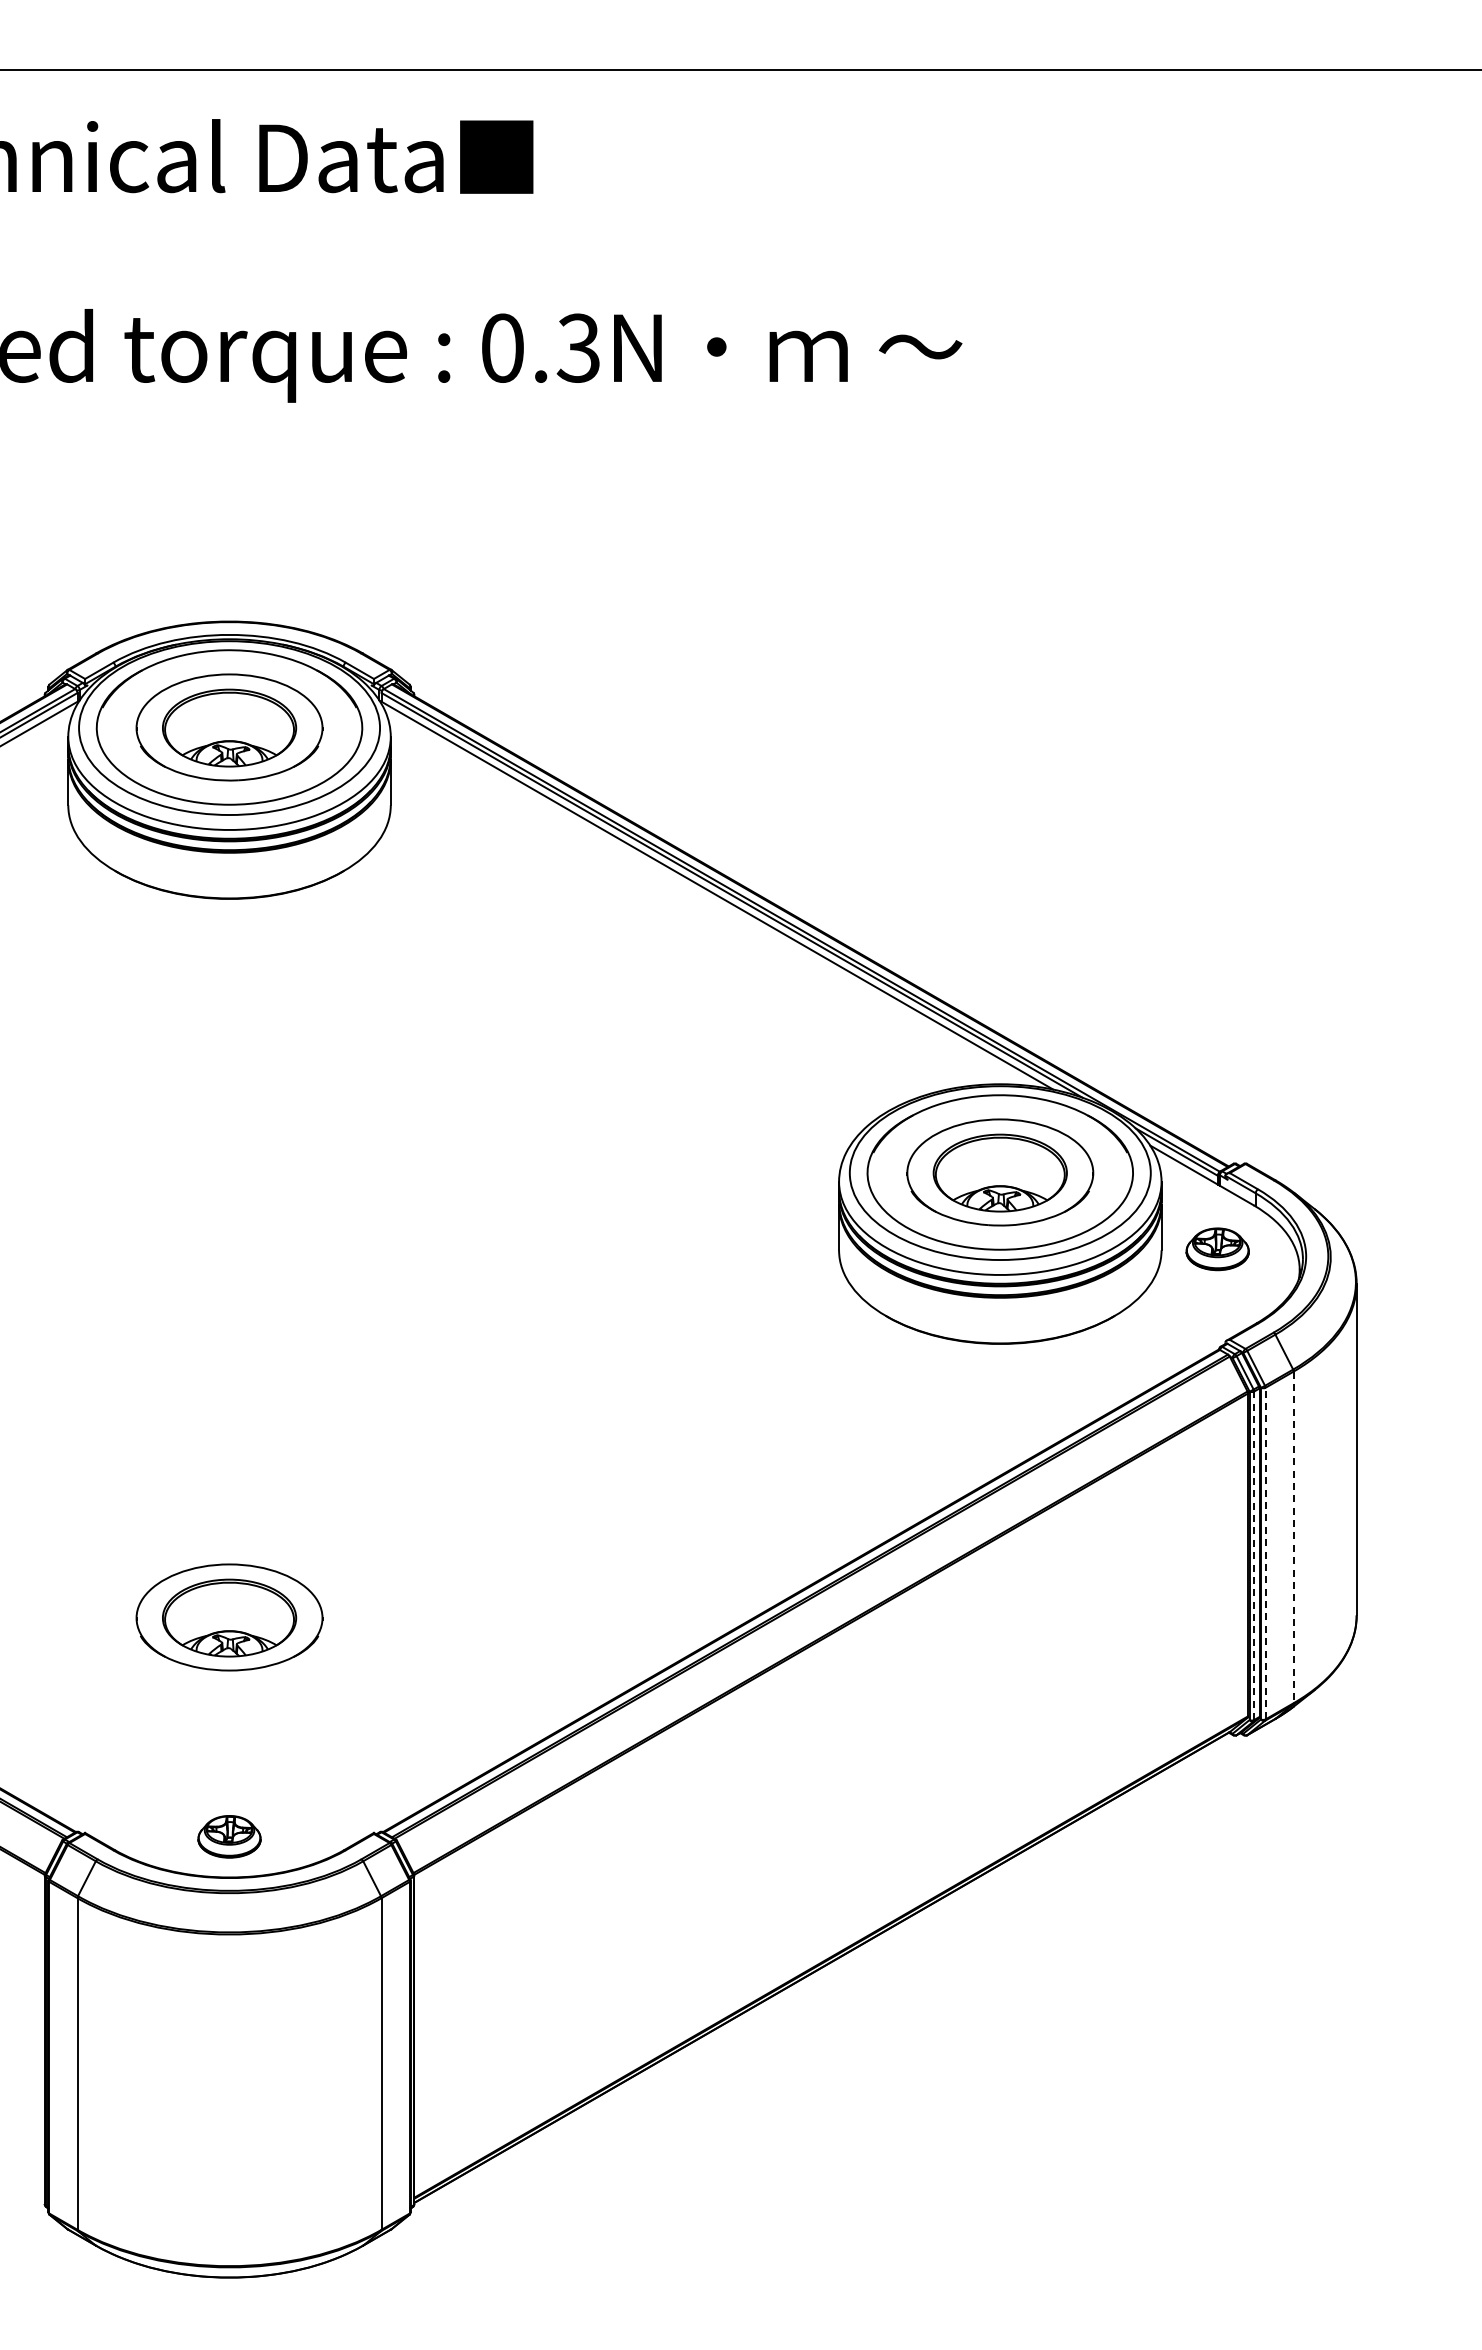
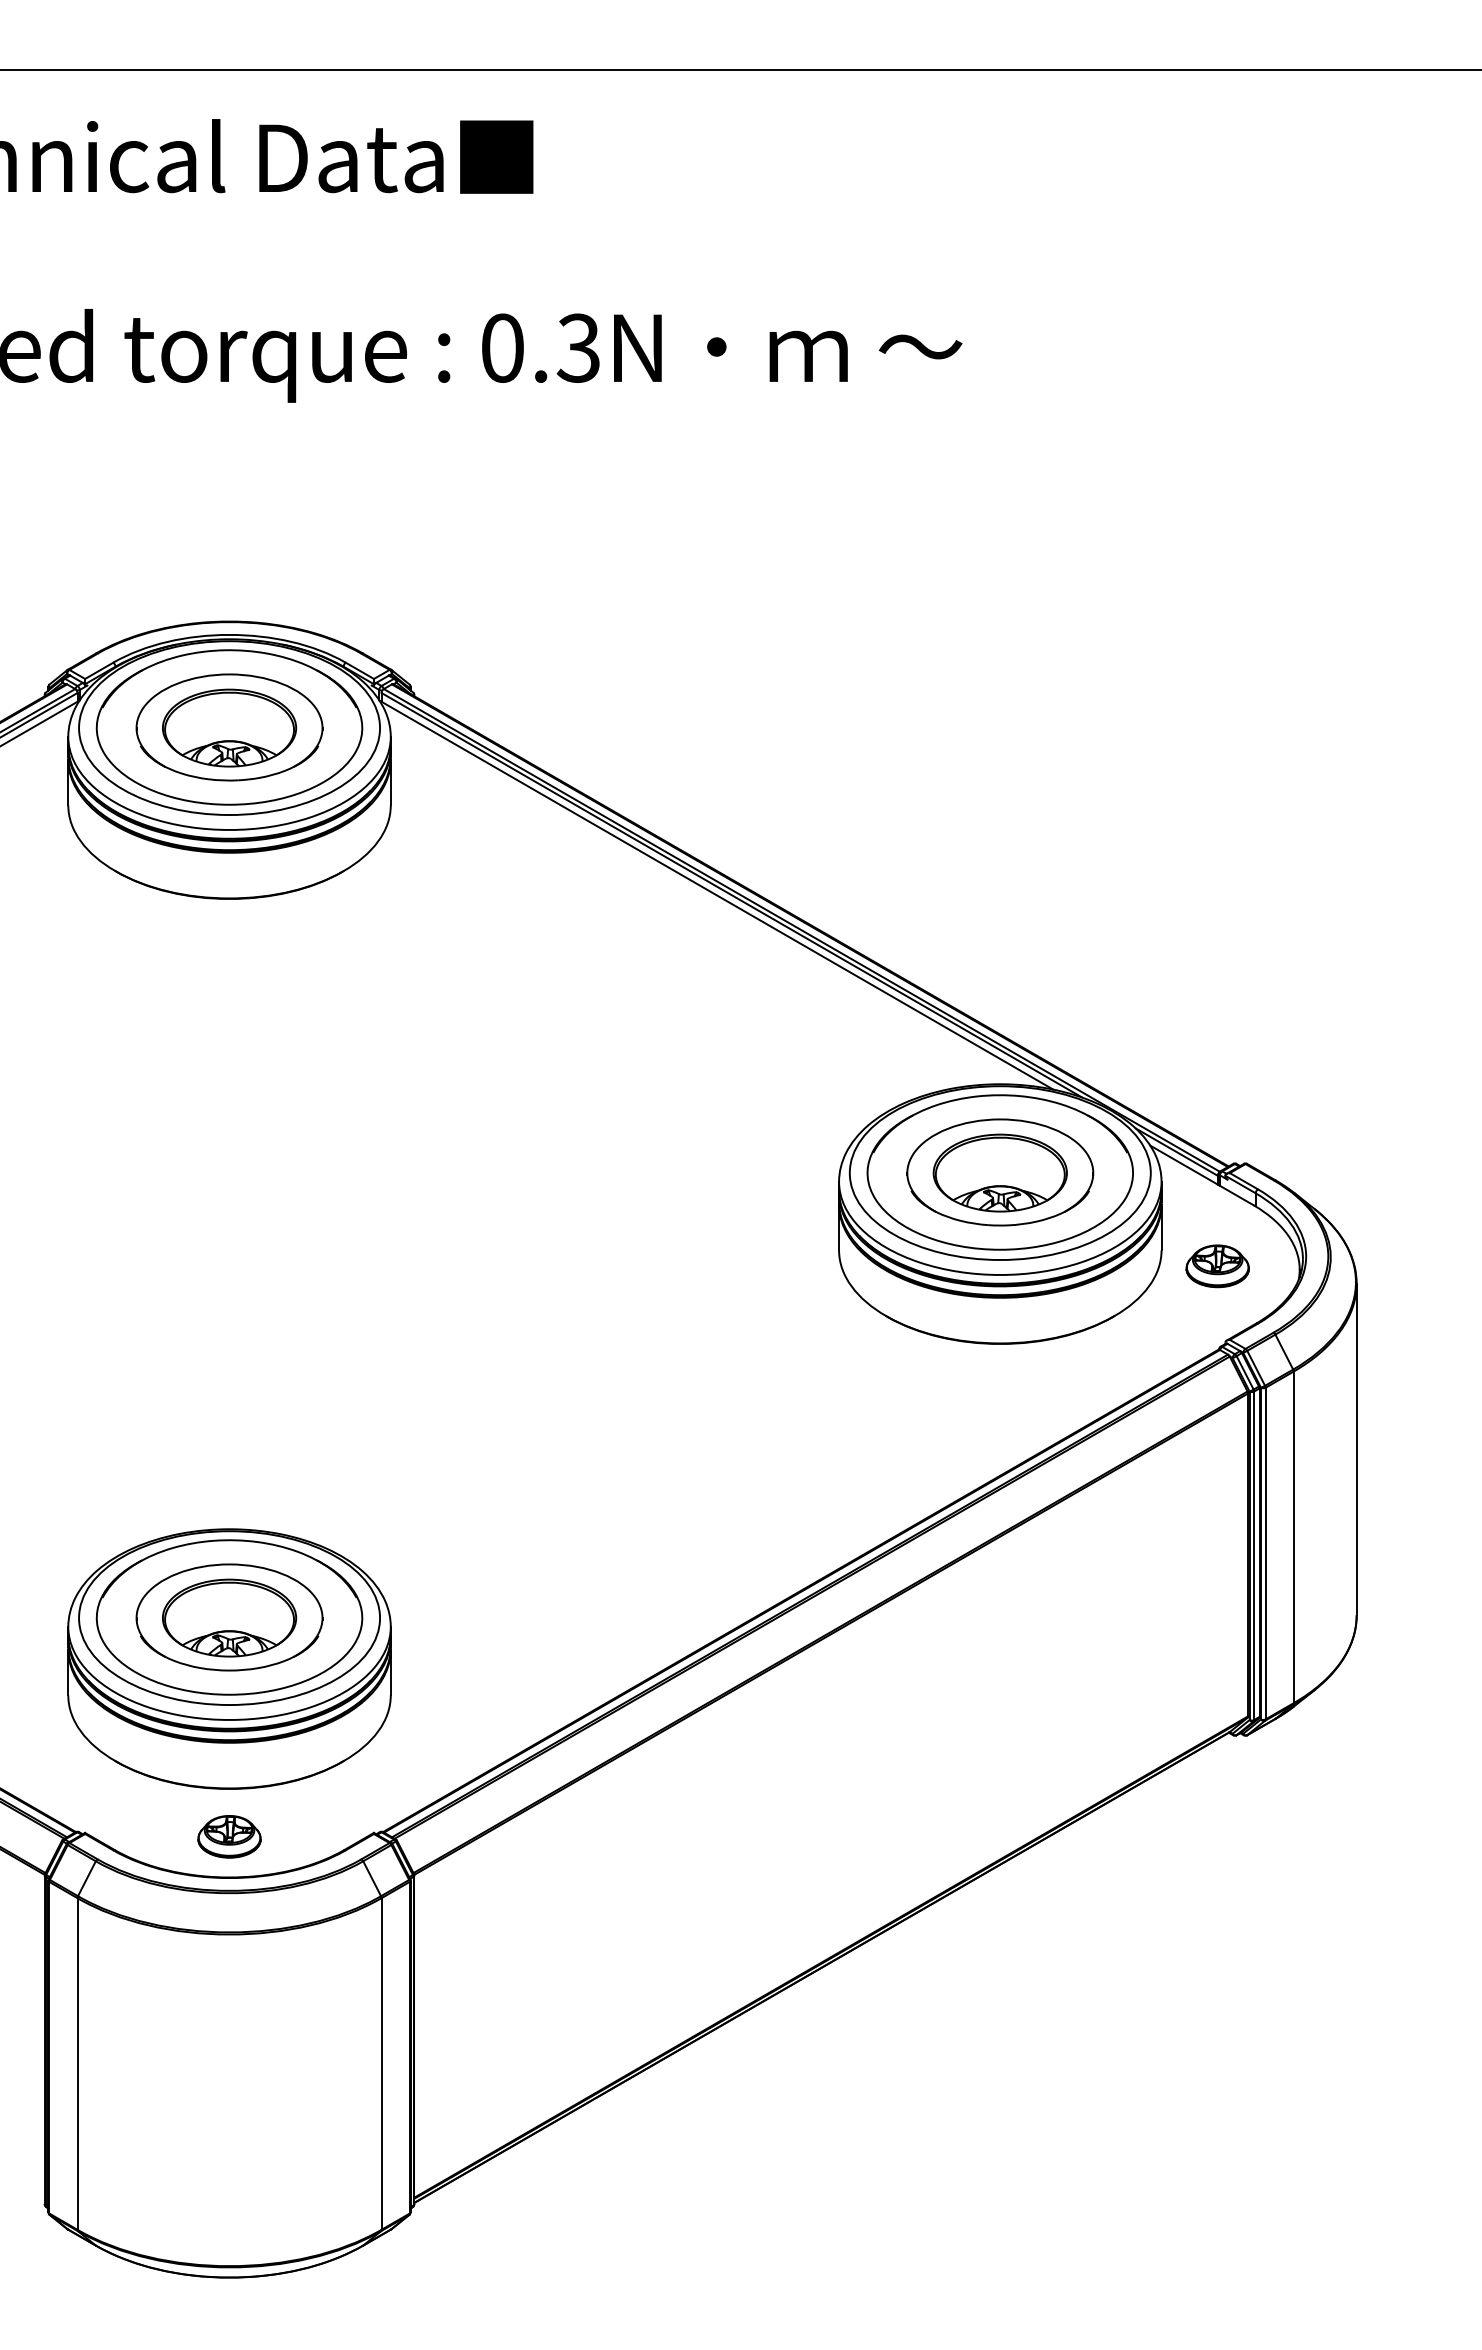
part position: (1217, 1249) -> (1217, 1266) (1217, 1266)
line: dashed -> solid (1293, 1537)
line: dashed -> solid (1265, 1553)
line: dashed -> solid (1254, 1555)
part: none -> present (229, 1658)
